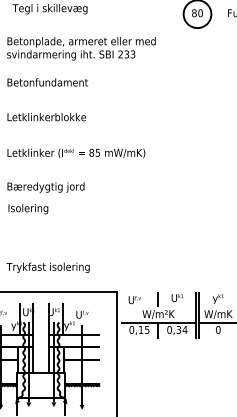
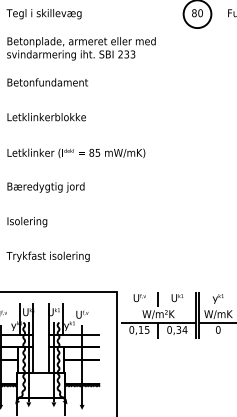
text position: (49, 9) -> (43, 14) (43, 14)
text position: (28, 209) -> (27, 222) (27, 222)
text position: (47, 267) -> (47, 256) (47, 256)
text position: (134, 300) -> (139, 298) (139, 298)
